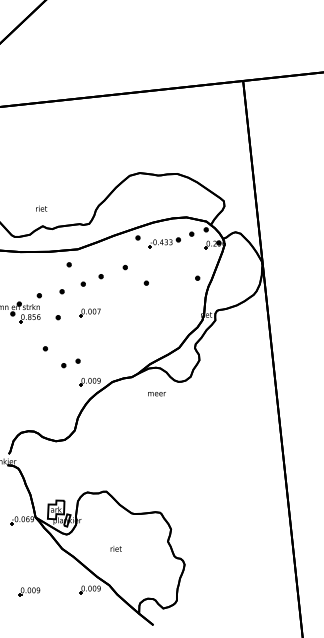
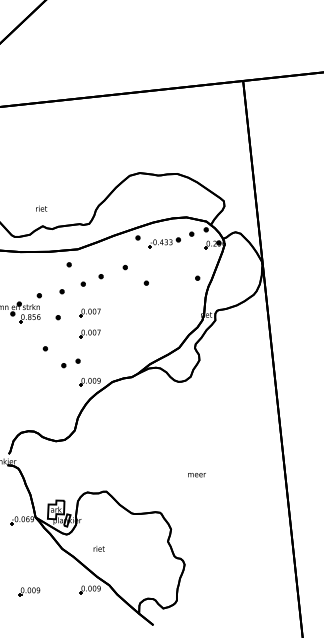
part: none -> present (89, 333)
text position: (156, 394) -> (196, 475) (196, 475)
text position: (115, 548) -> (98, 548) (98, 548)
